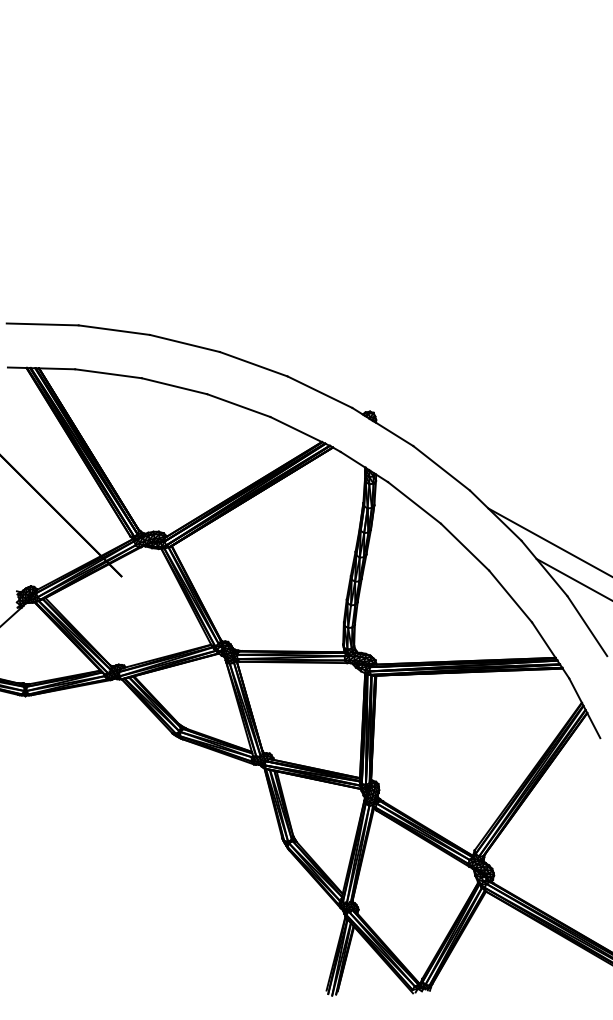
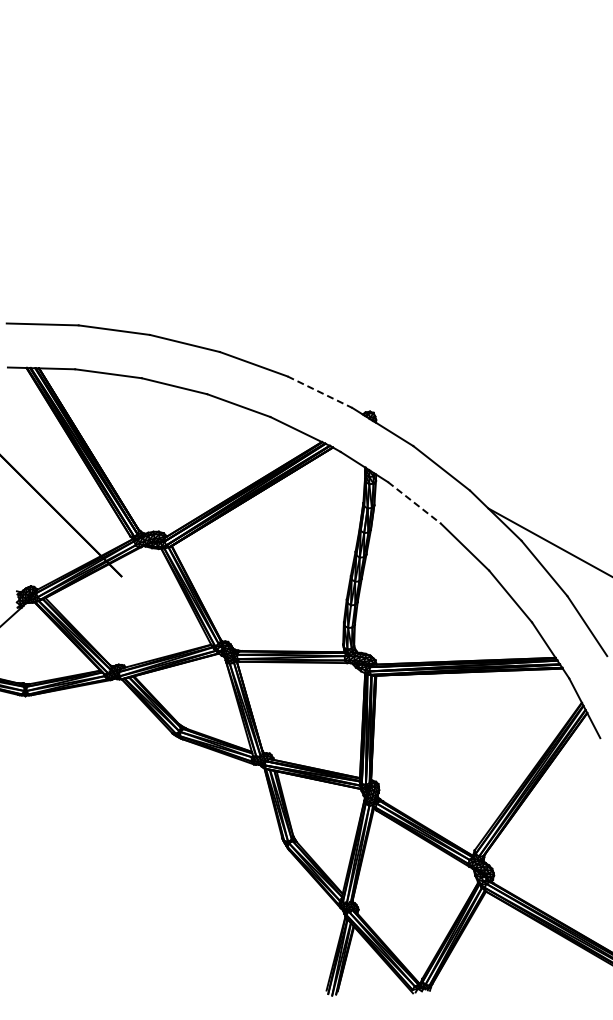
line: solid -> dashed (319, 392)
line: solid -> dashed (414, 502)
line: present -> none (572, 578)
